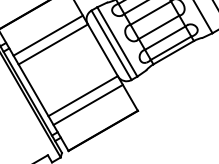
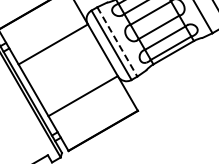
line: present -> none (47, 35)
line: solid -> dashed (117, 42)
line: present -> none (87, 104)
